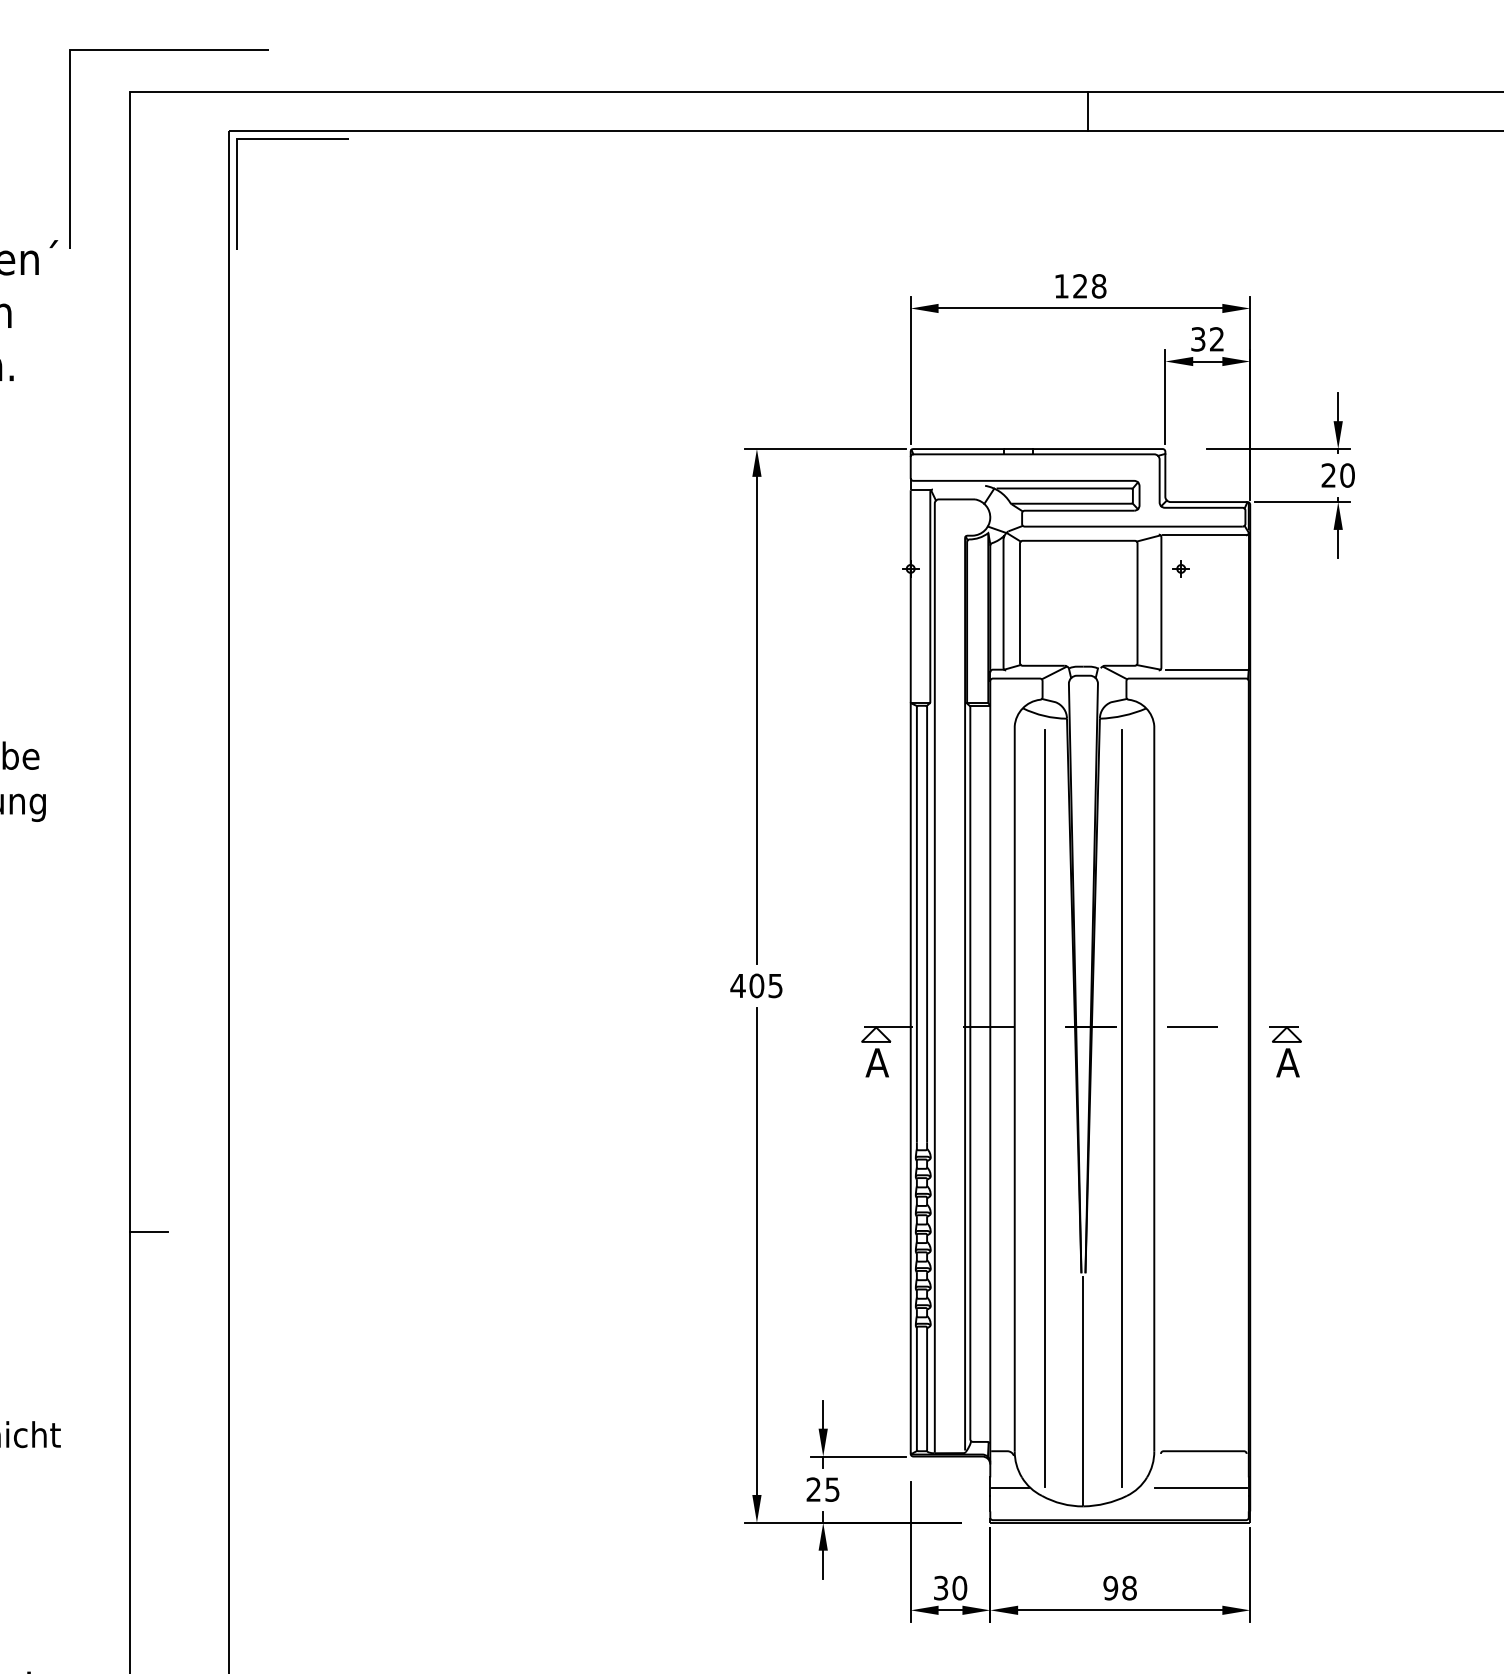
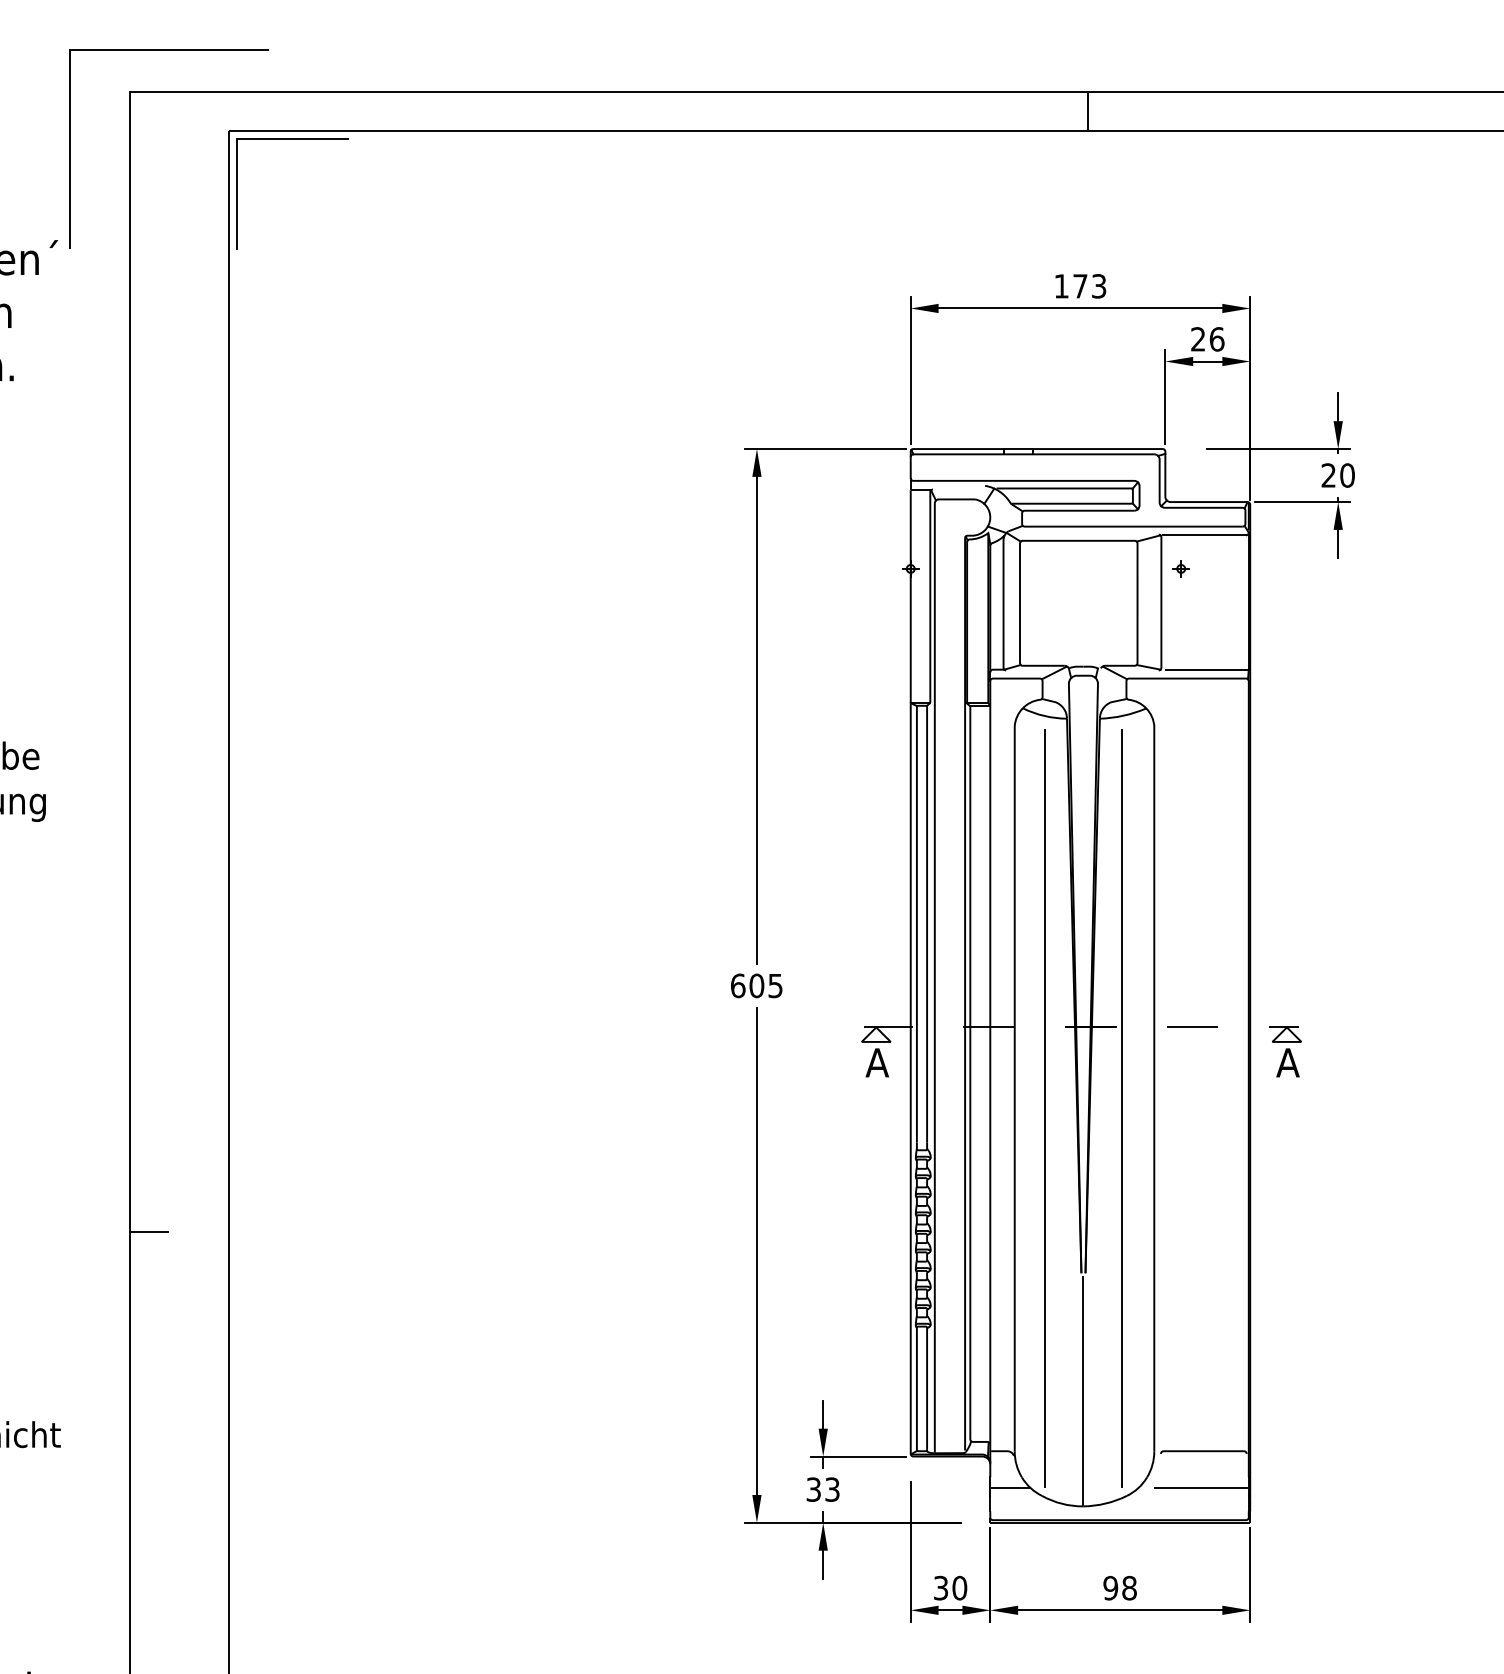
text: 128 -> 173 (1089, 286)
text: 32 -> 26 (1207, 339)
text: 405 -> 605 (737, 985)
text: 25 -> 33 (822, 1489)
